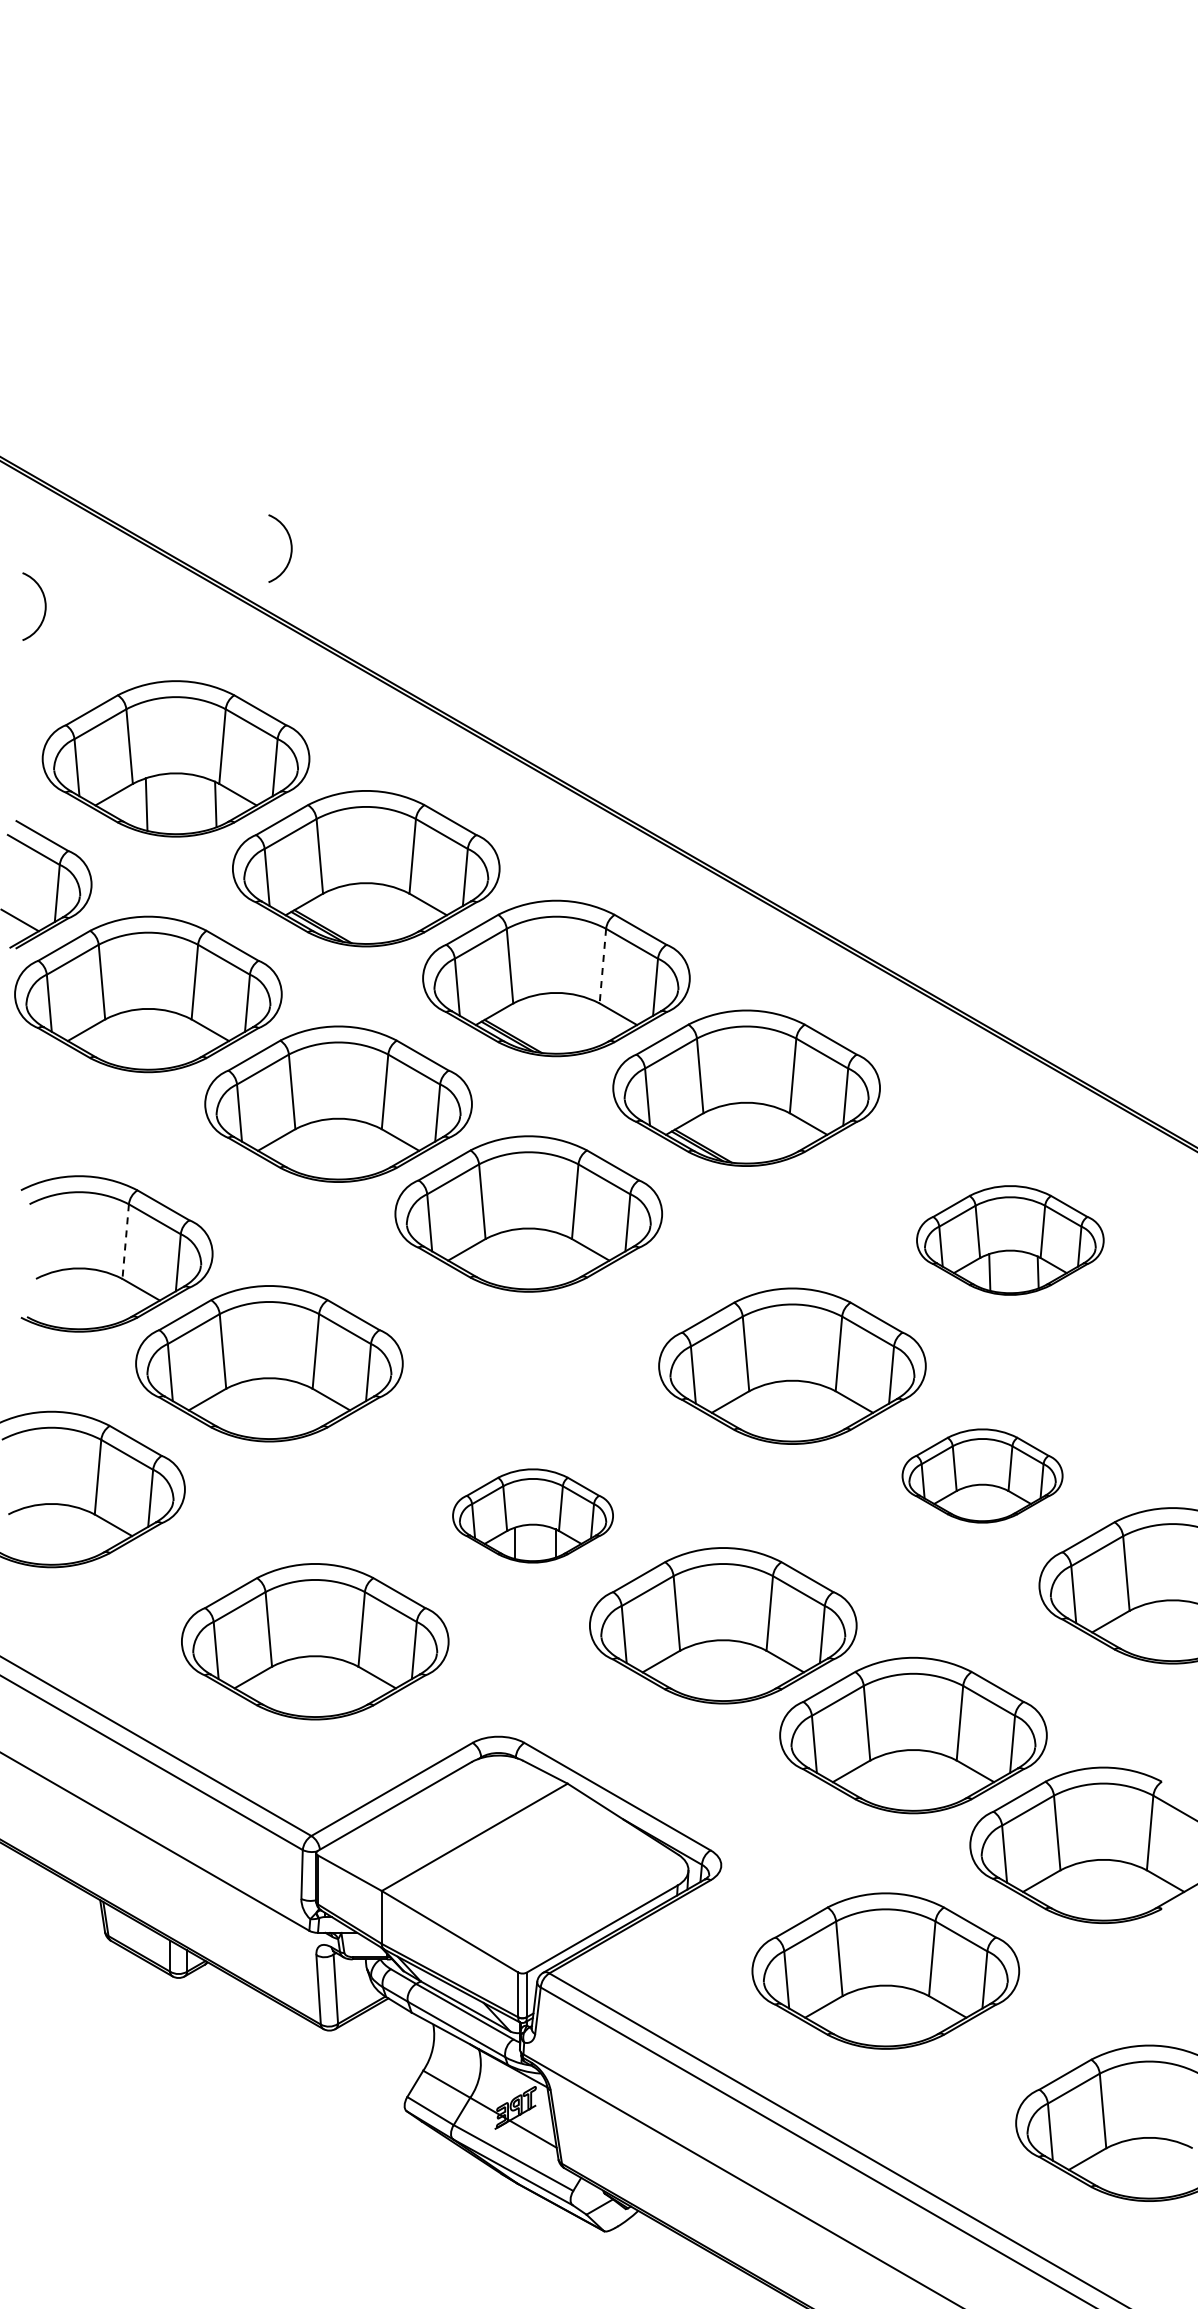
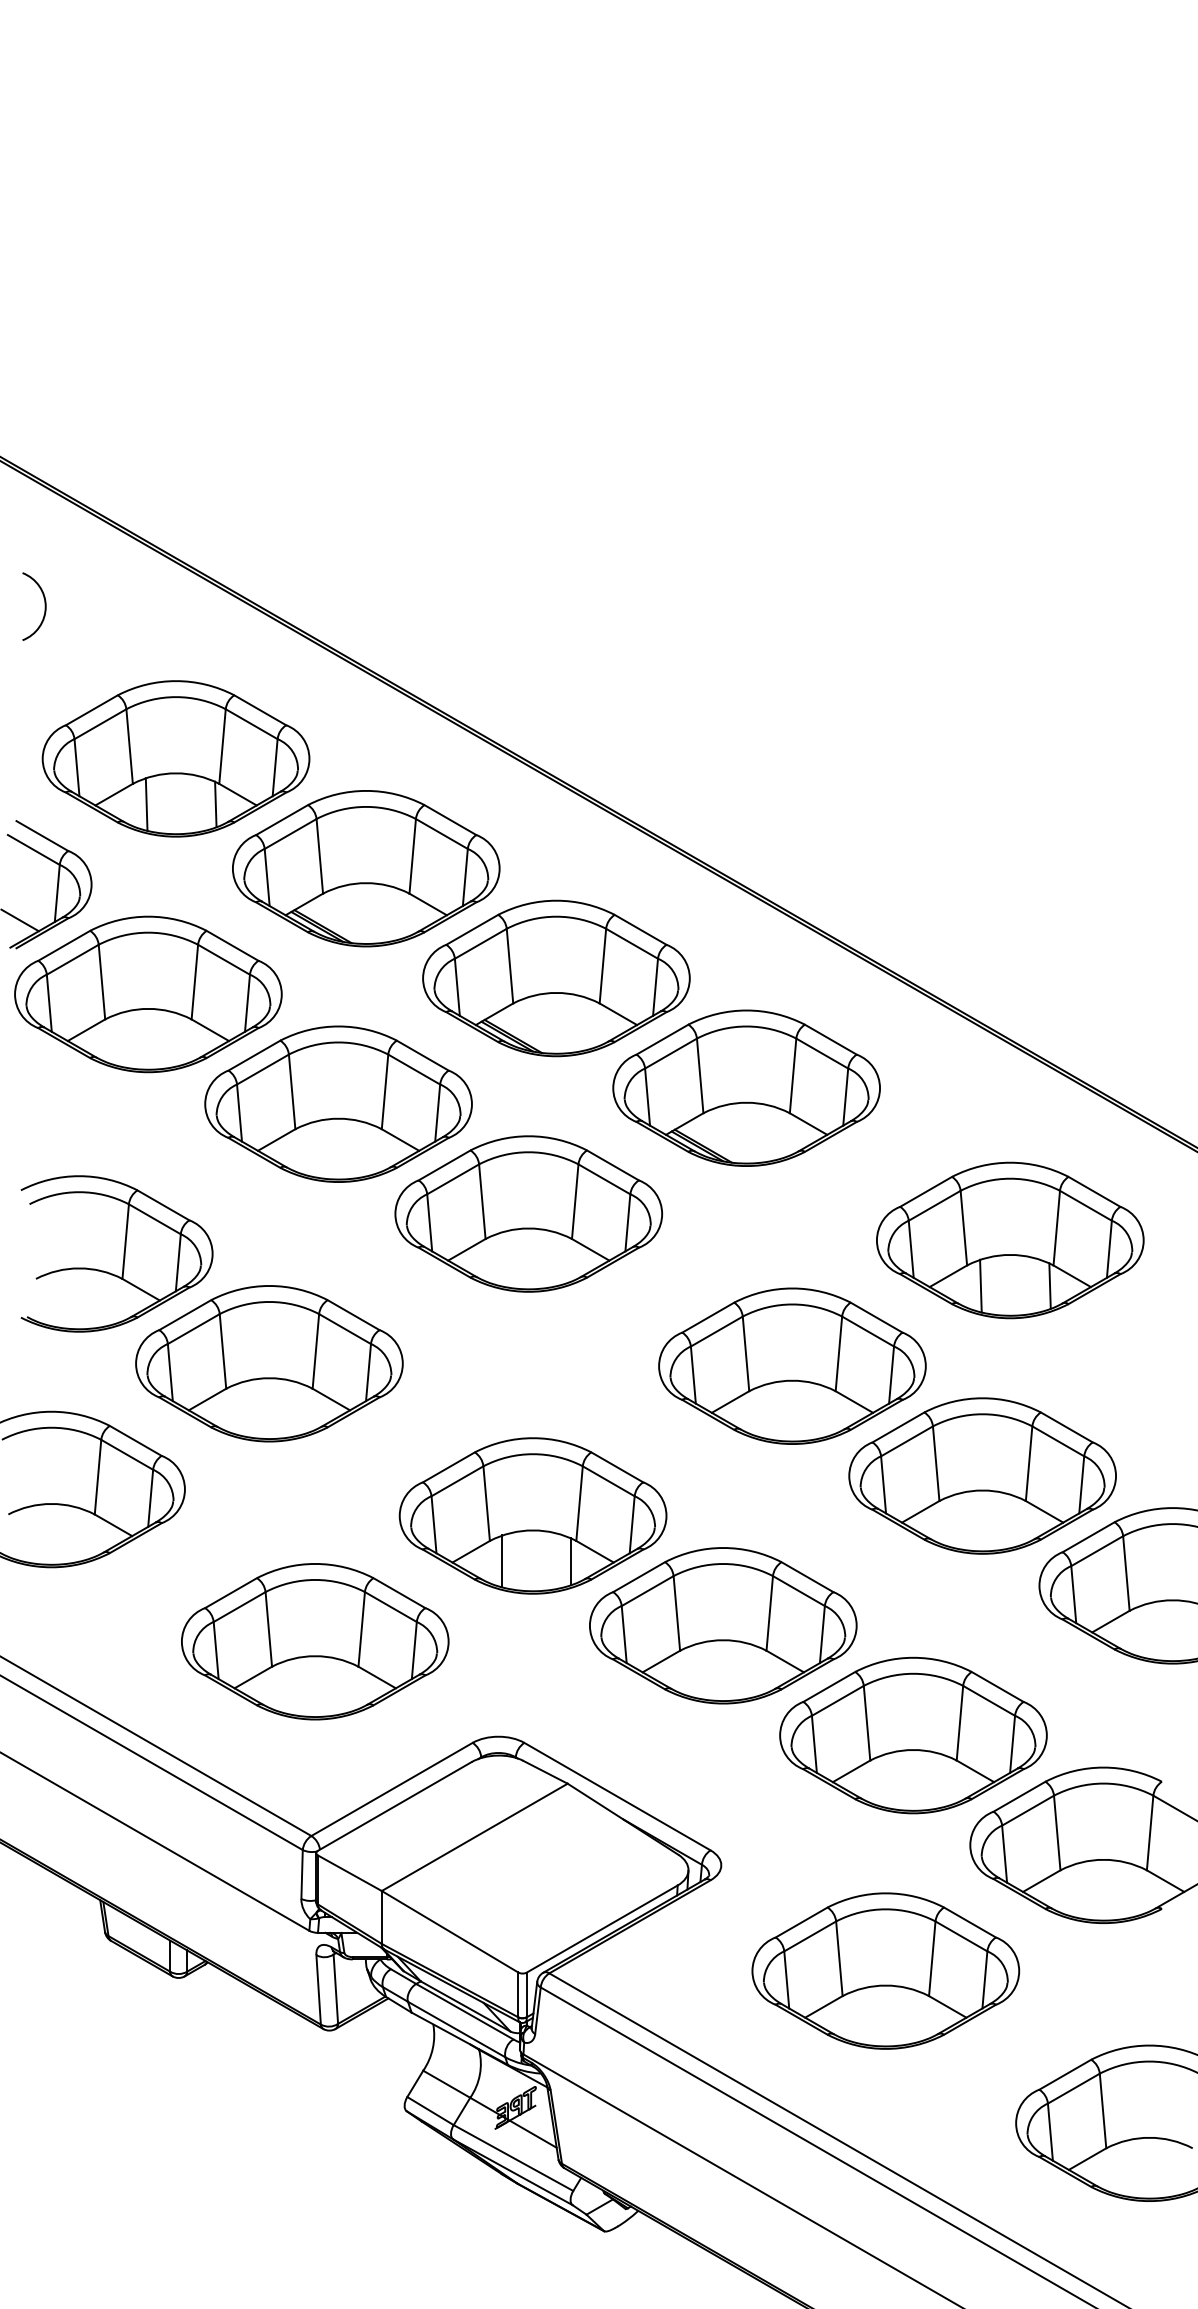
arc: present -> none (290, 548)
line: dashed -> solid (602, 966)
part size: 189x111 px -> 269x159 px (1010, 1240)
line: dashed -> solid (125, 1242)
part size: 163x96 px -> 269x158 px (982, 1475)
part size: 162x96 px -> 270x158 px (532, 1515)
